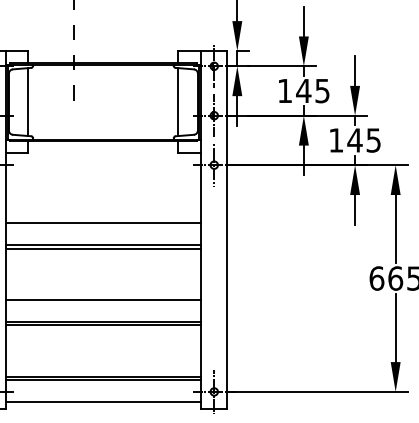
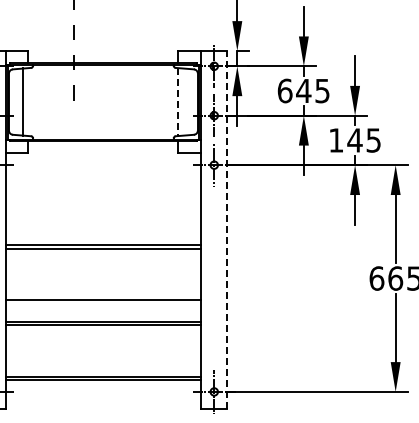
text: 145 -> 645 (284, 90)
line position: (28, 102) -> (23, 102) (23, 102)
line: solid -> dashed (178, 102)
line: present -> none (102, 223)
line: solid -> dashed (226, 229)
line: present -> none (102, 402)
